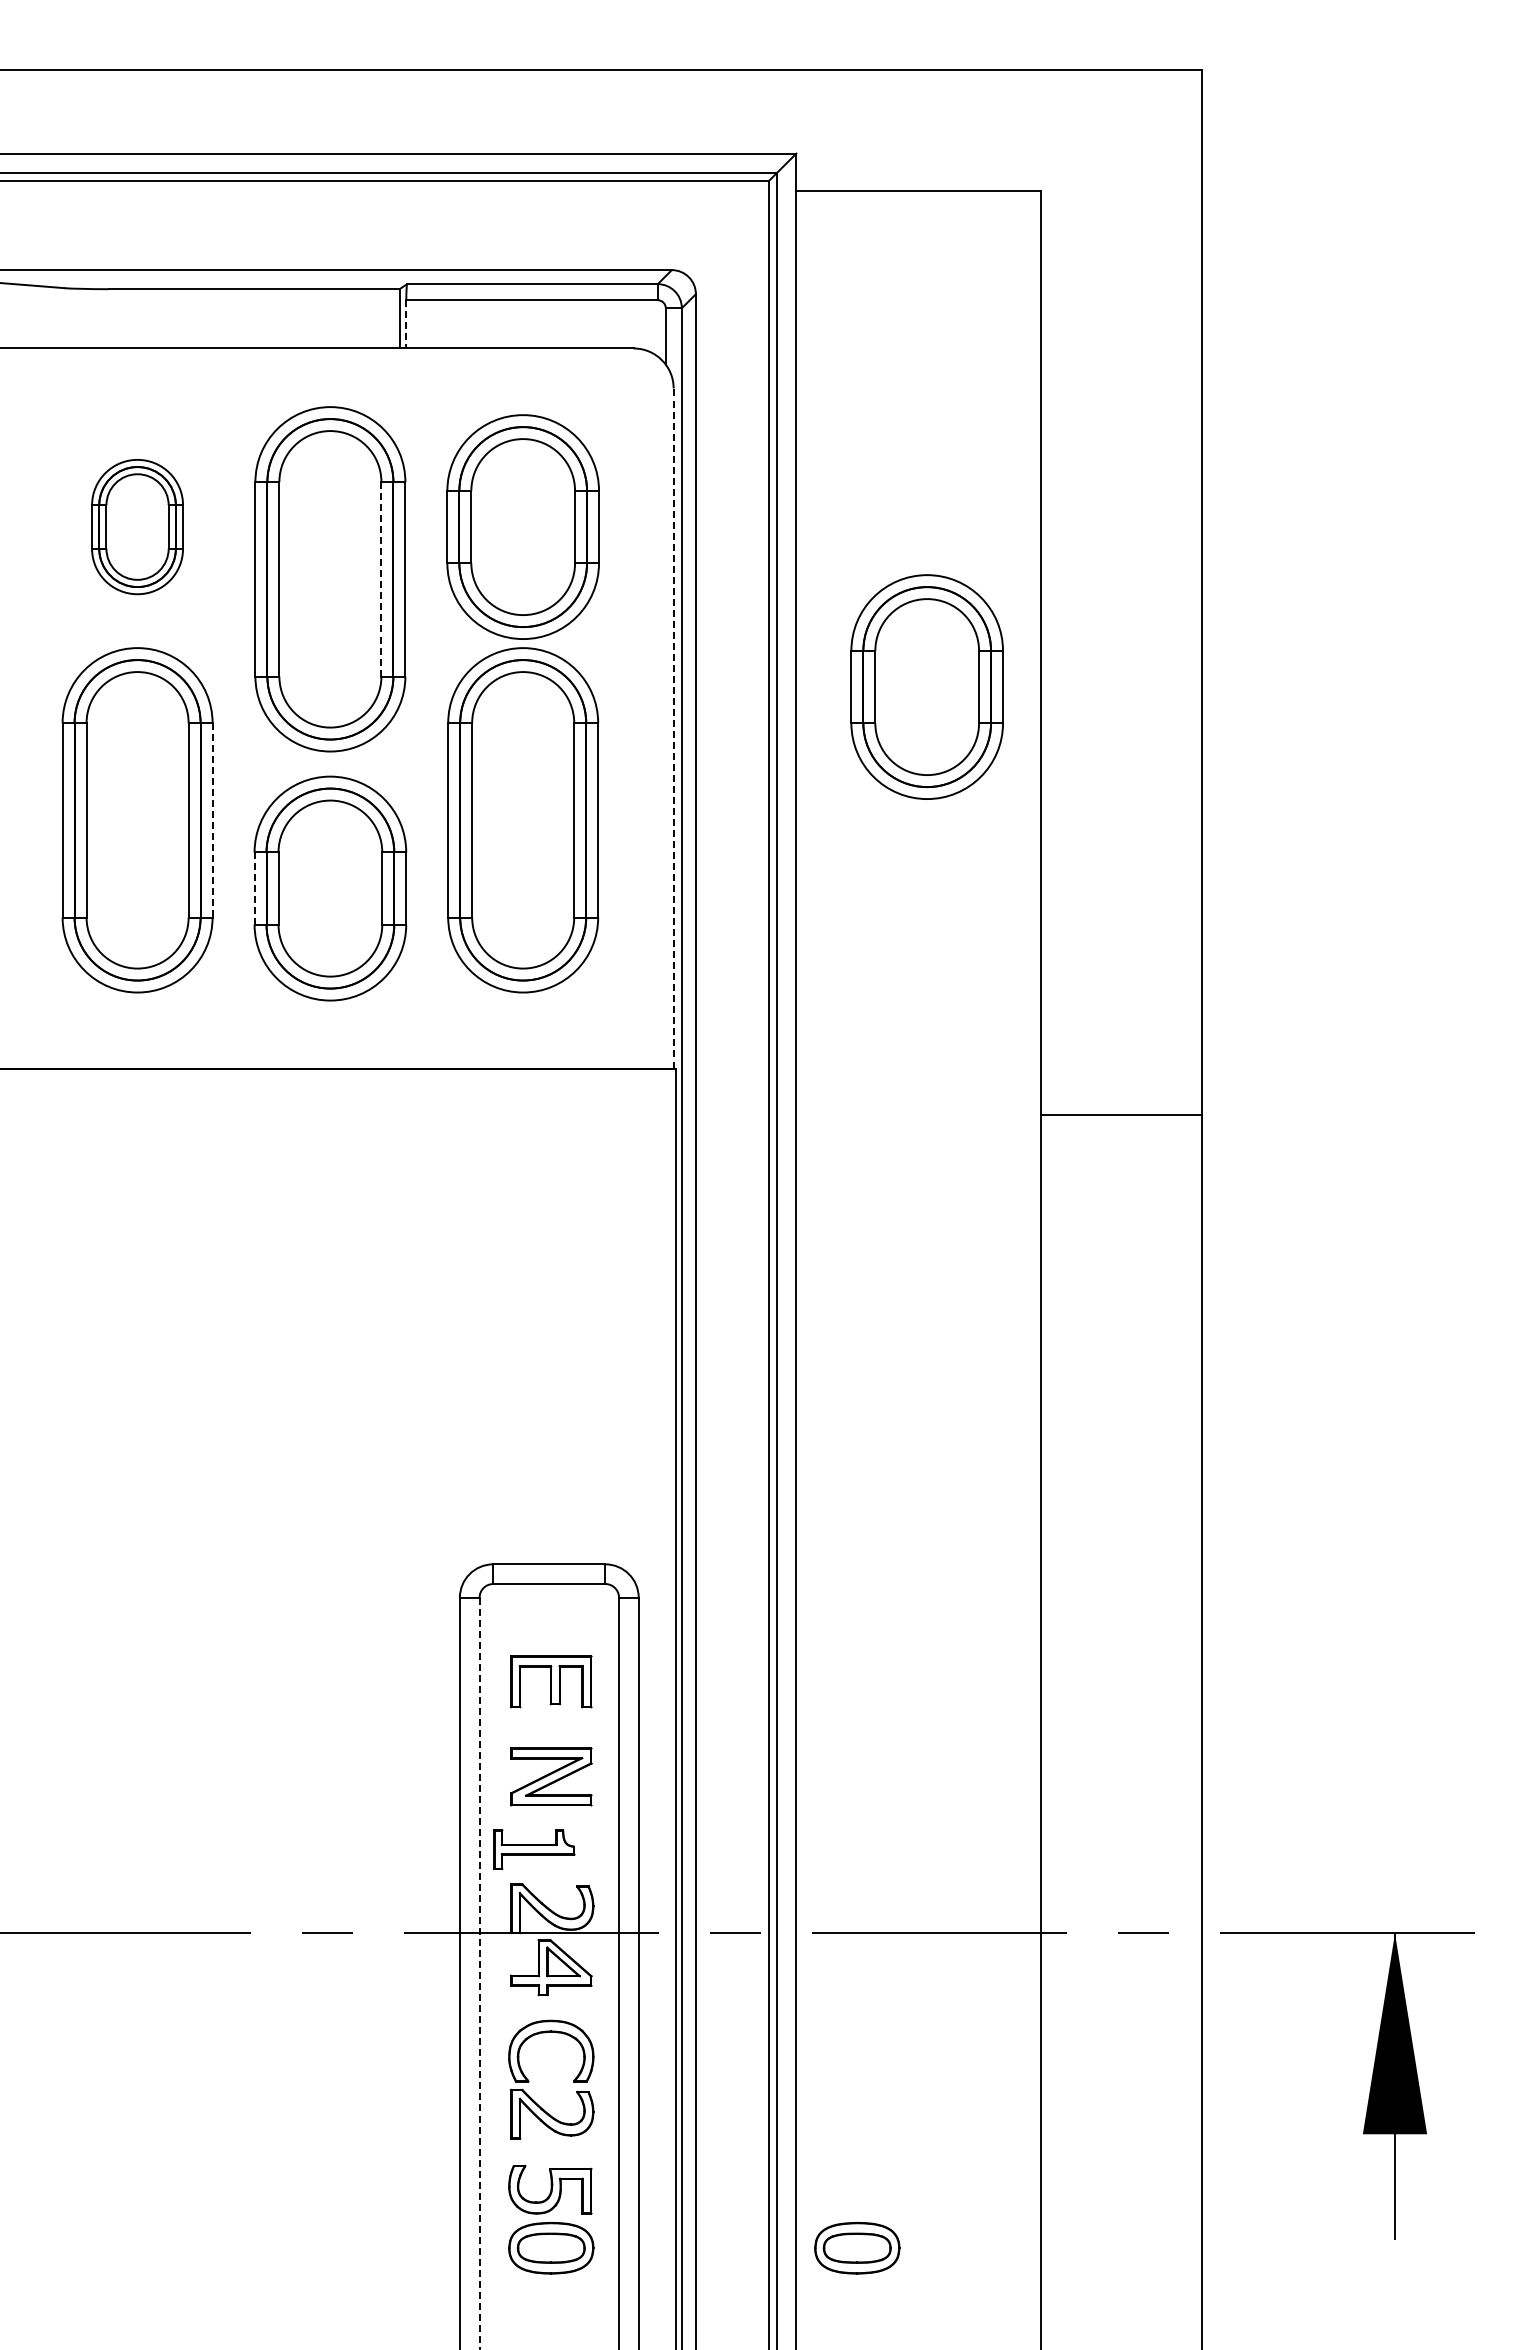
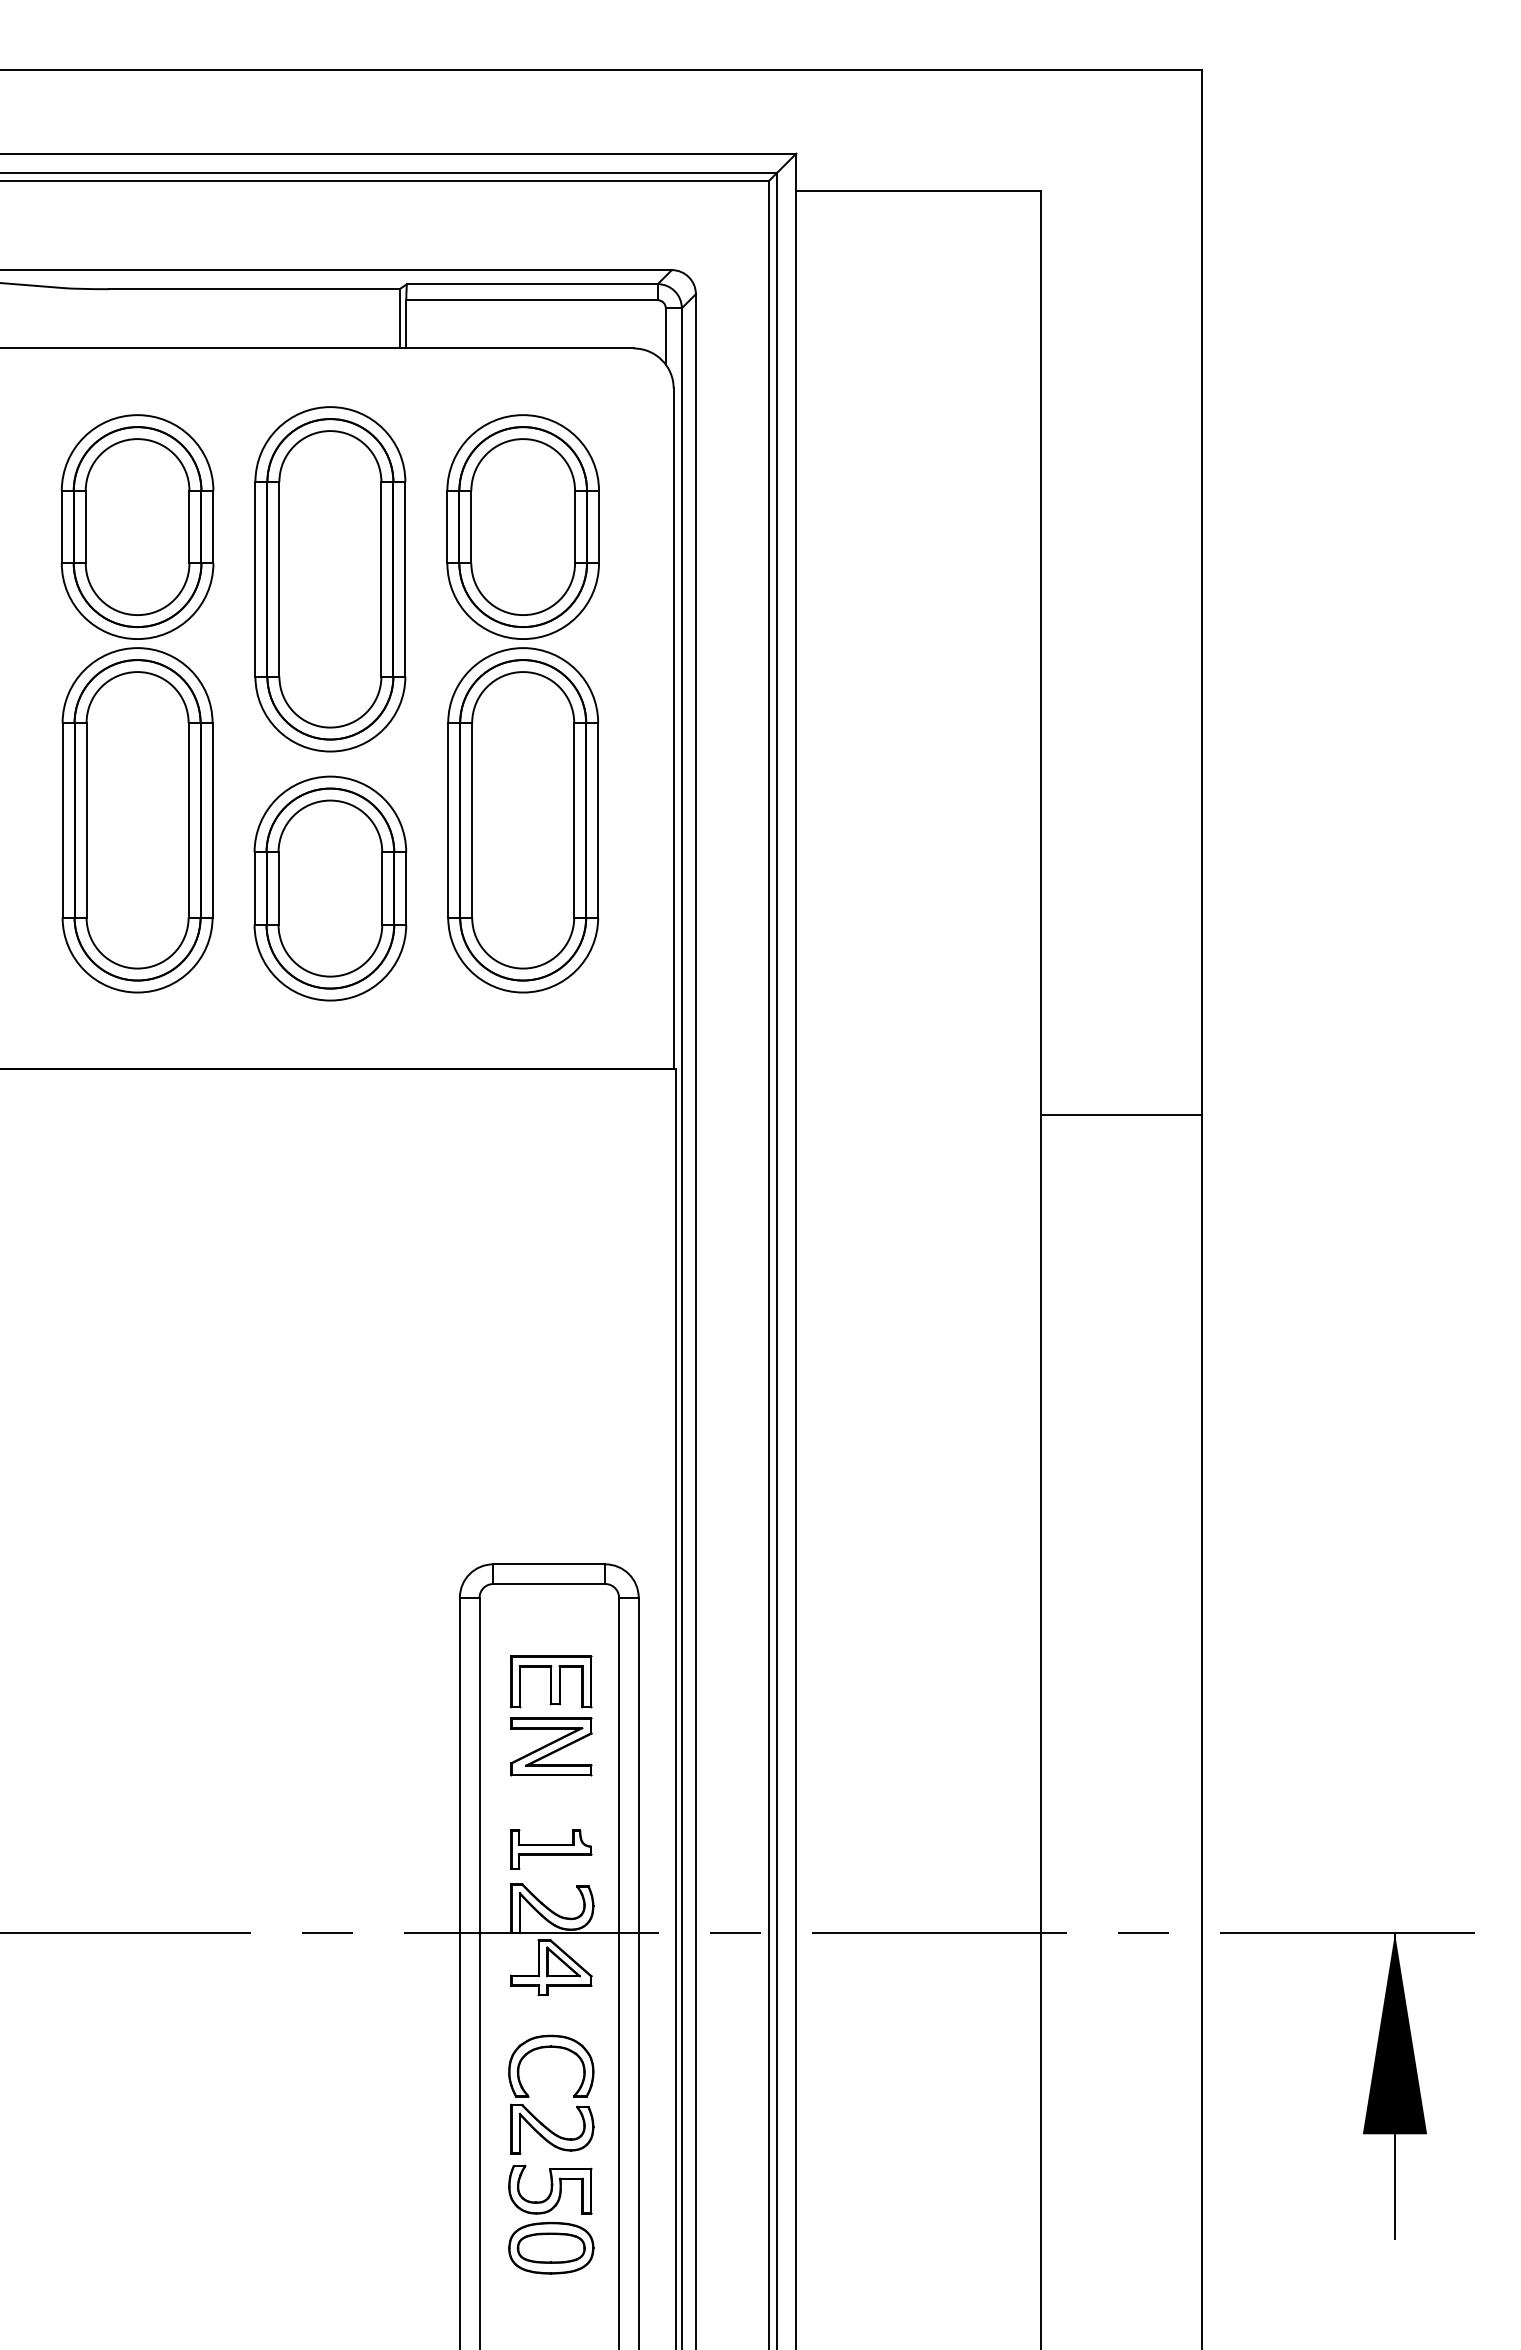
line: dashed -> solid (406, 324)
part size: 93x137 px -> 155x226 px (137, 526)
line: dashed -> solid (381, 578)
part: present -> none (926, 686)
line: dashed -> solid (673, 727)
line: dashed -> solid (212, 820)
line: dashed -> solid (254, 888)
part position: (551, 1776) -> (551, 1746) (551, 1746)
part position: (534, 1849) -> (551, 1849) (551, 1849)
line: dashed -> solid (479, 1973)
part position: (573, 2080) -> (573, 2095) (573, 2095)
part: present -> none (857, 2247)
